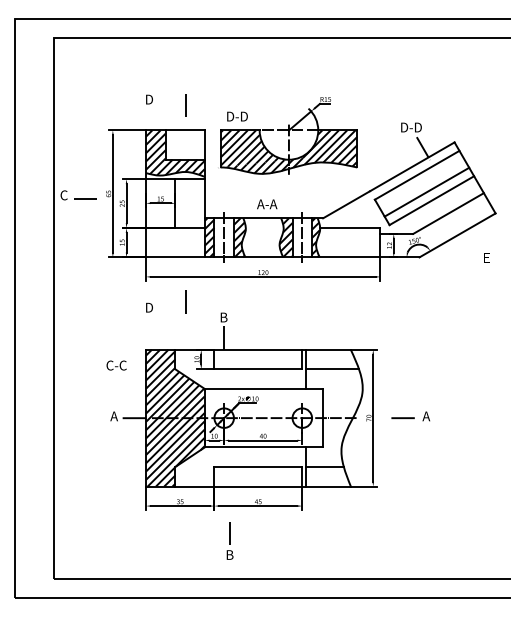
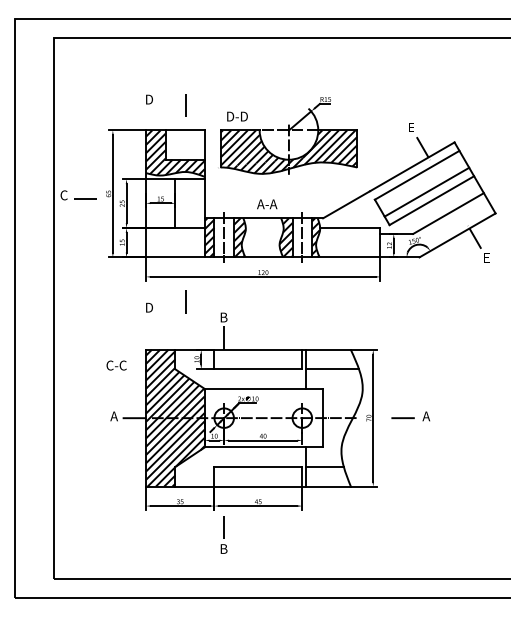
text: D-D -> E (411, 127)
line: none -> present (473, 235)
part position: (229, 540) -> (223, 534) (223, 534)
